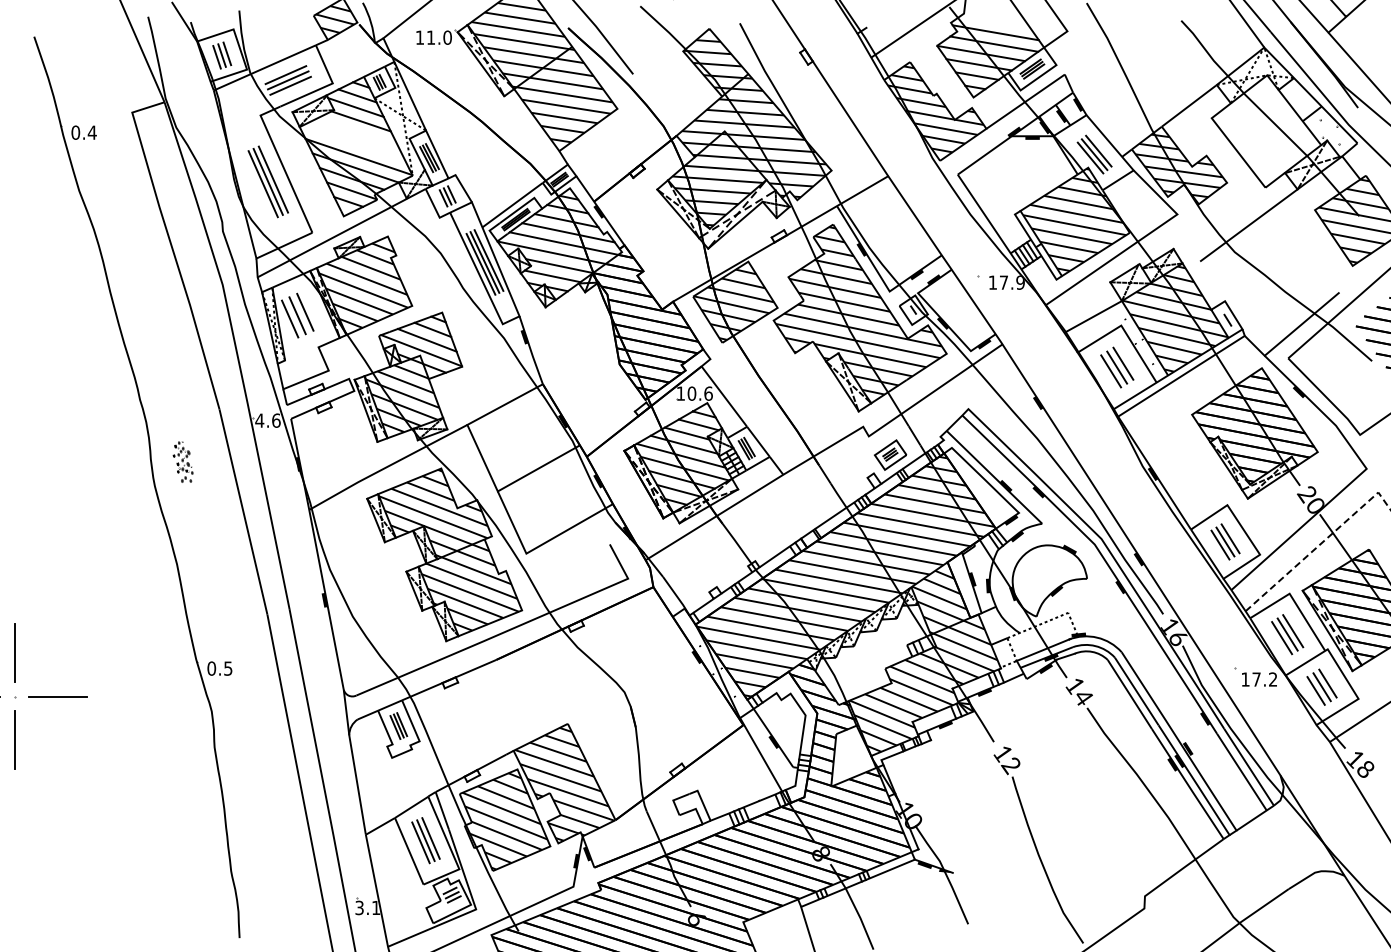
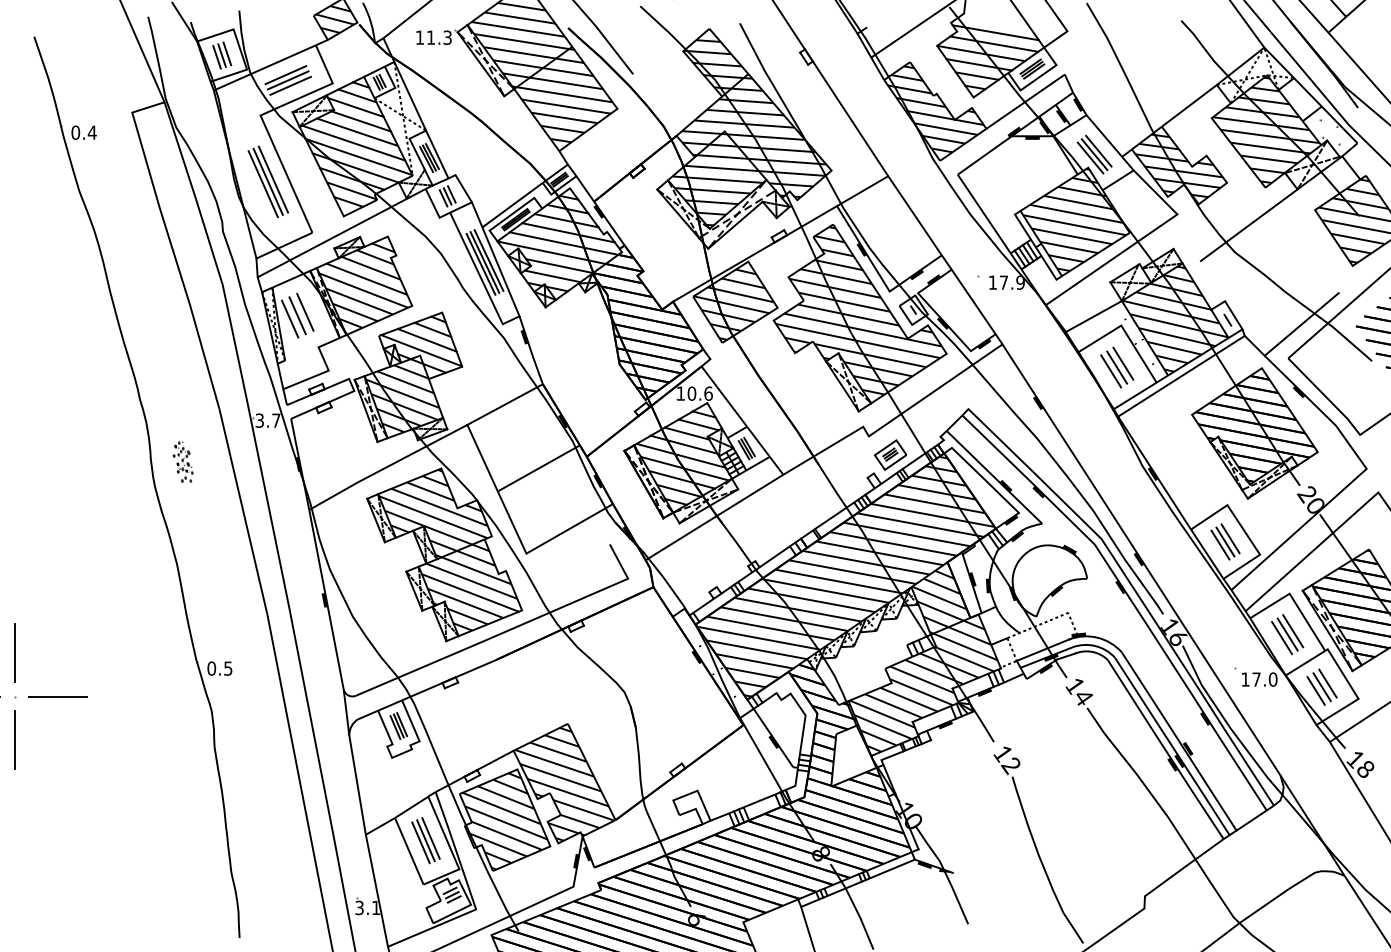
text: 11.0 -> 11.3 (447, 37)
hatch: none -> present (1266, 129)
line: none -> present (357, 132)
line: none -> present (353, 142)
text: 4.6 -> 3.7 (267, 420)
line: dashed -> solid (1320, 544)
text: 17.2 -> 17.0 (1272, 679)
